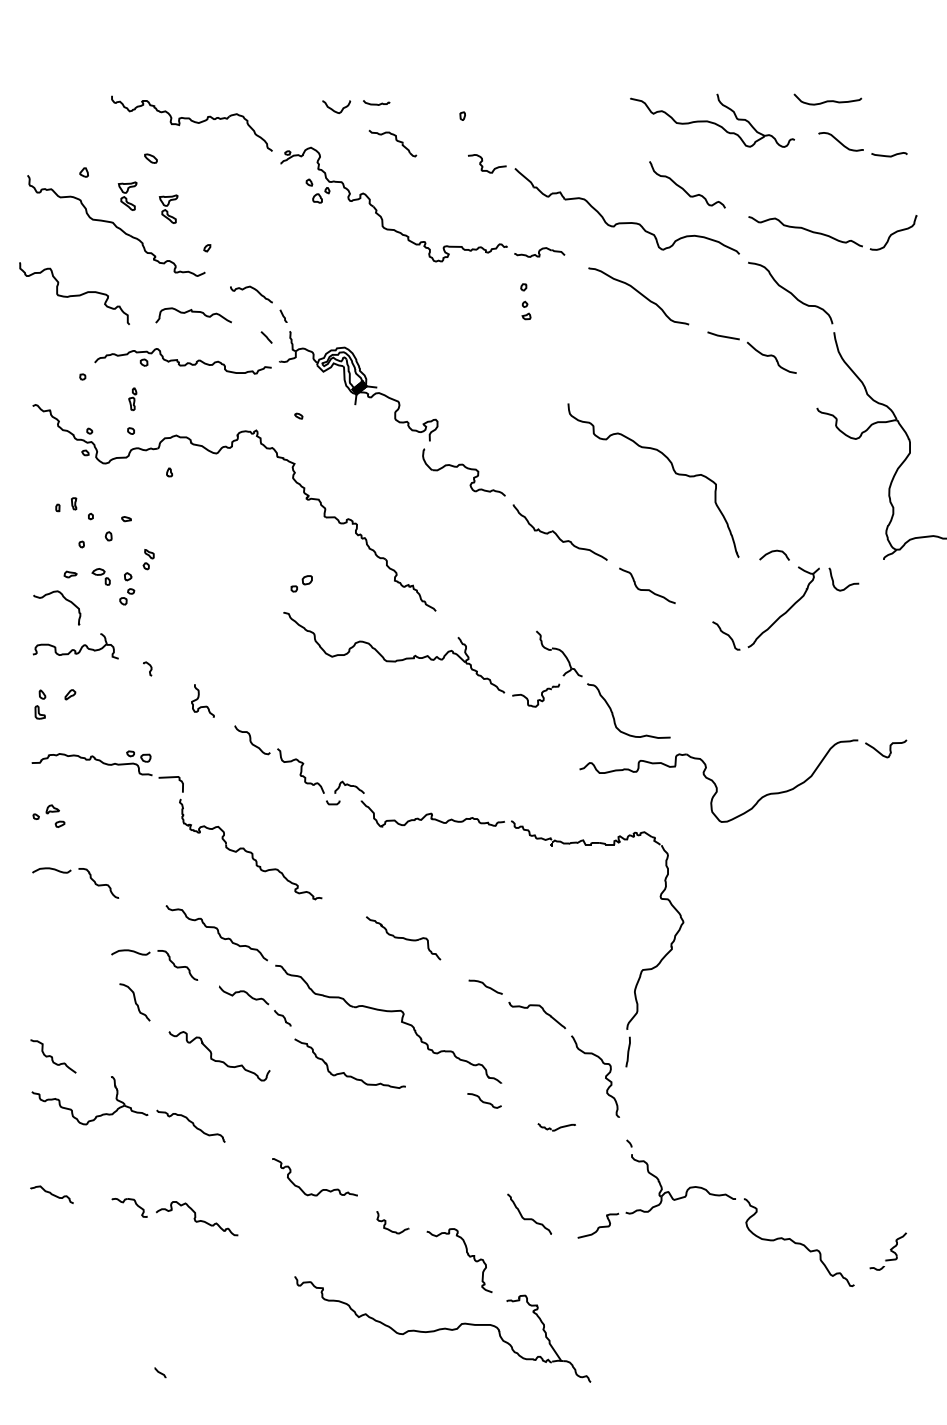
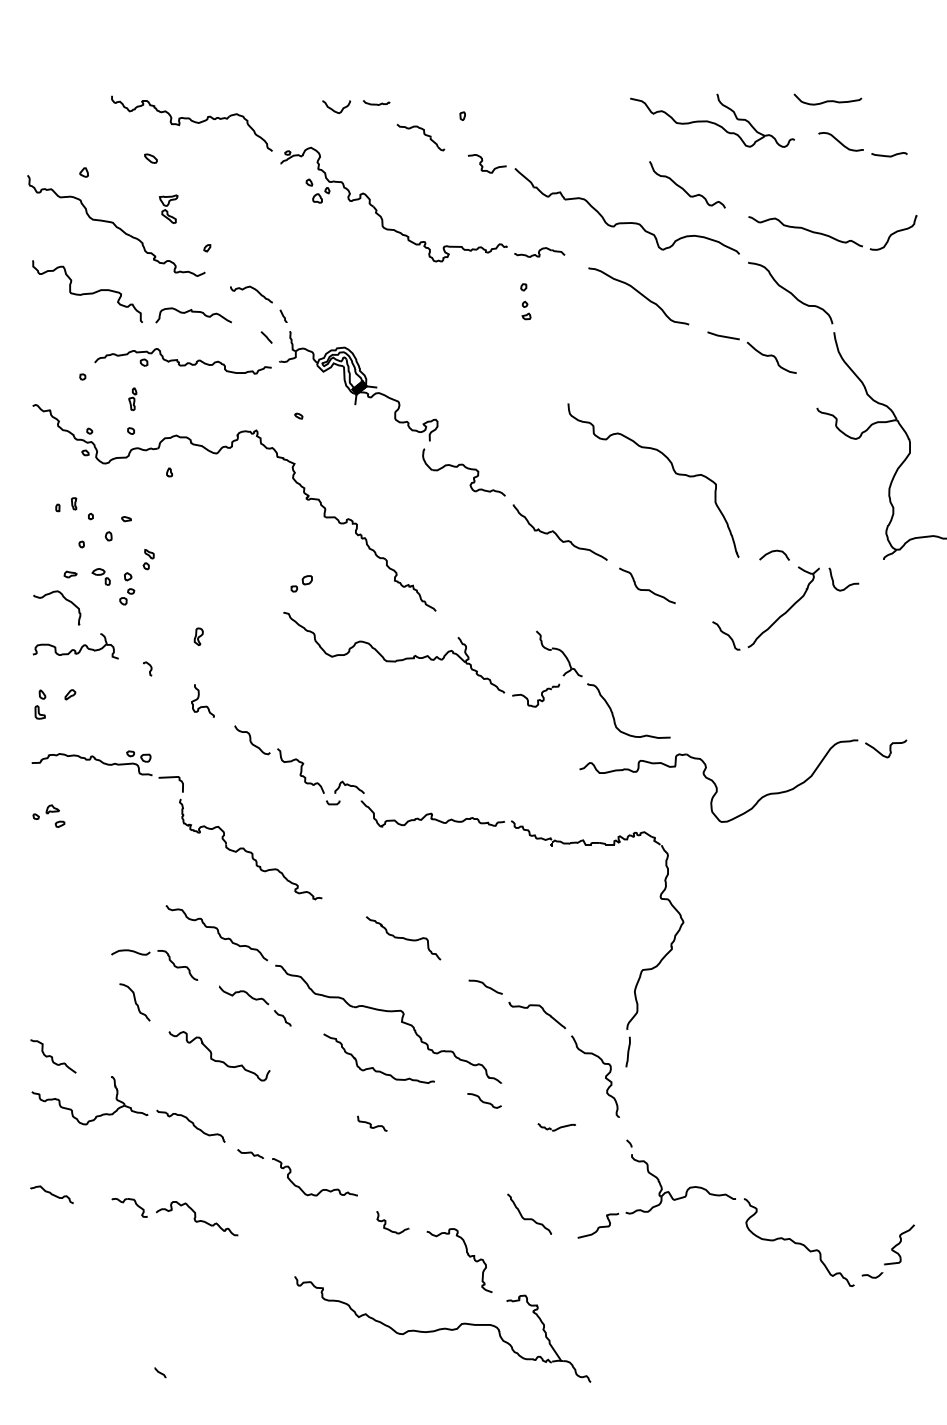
part position: (392, 143) -> (420, 137) (420, 137)
part: present -> none (127, 195)
curve position: (75, 294) -> (88, 292) (88, 292)
part: none -> present (198, 636)
part: present -> none (68, 873)
curve position: (344, 1072) -> (373, 1067) (373, 1067)
curve: none -> present (371, 1123)
curve: none -> present (250, 1153)
part size: 38x39 px -> 54x55 px (887, 1251)
